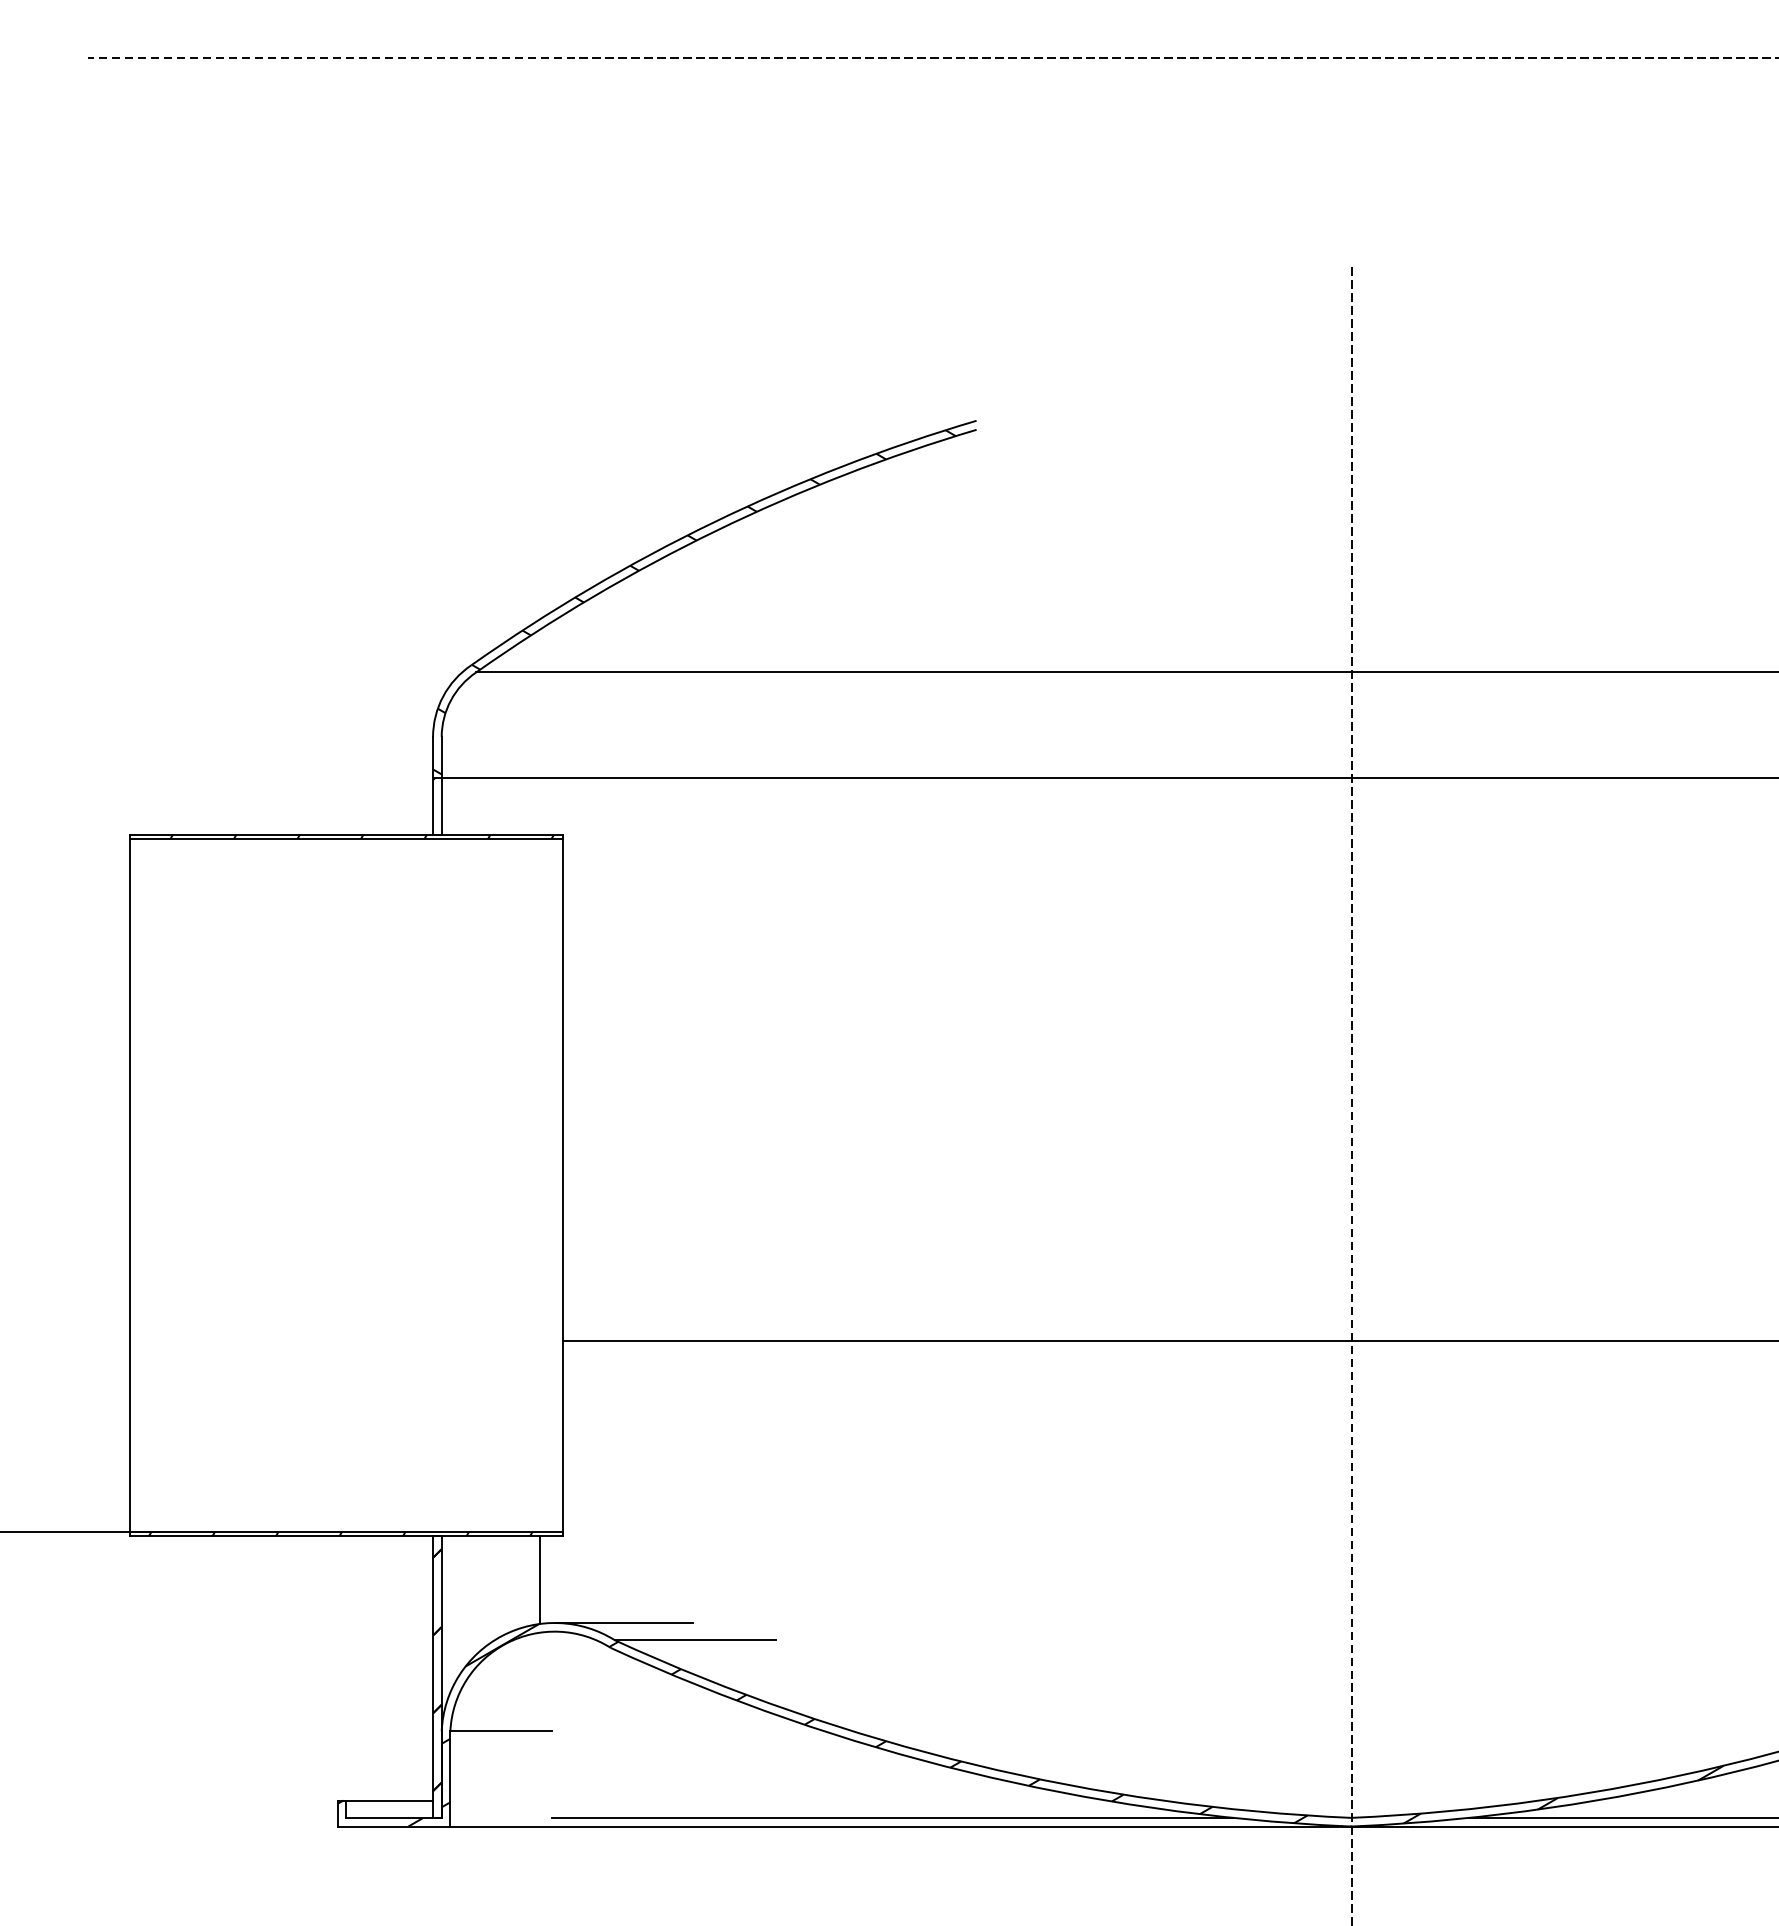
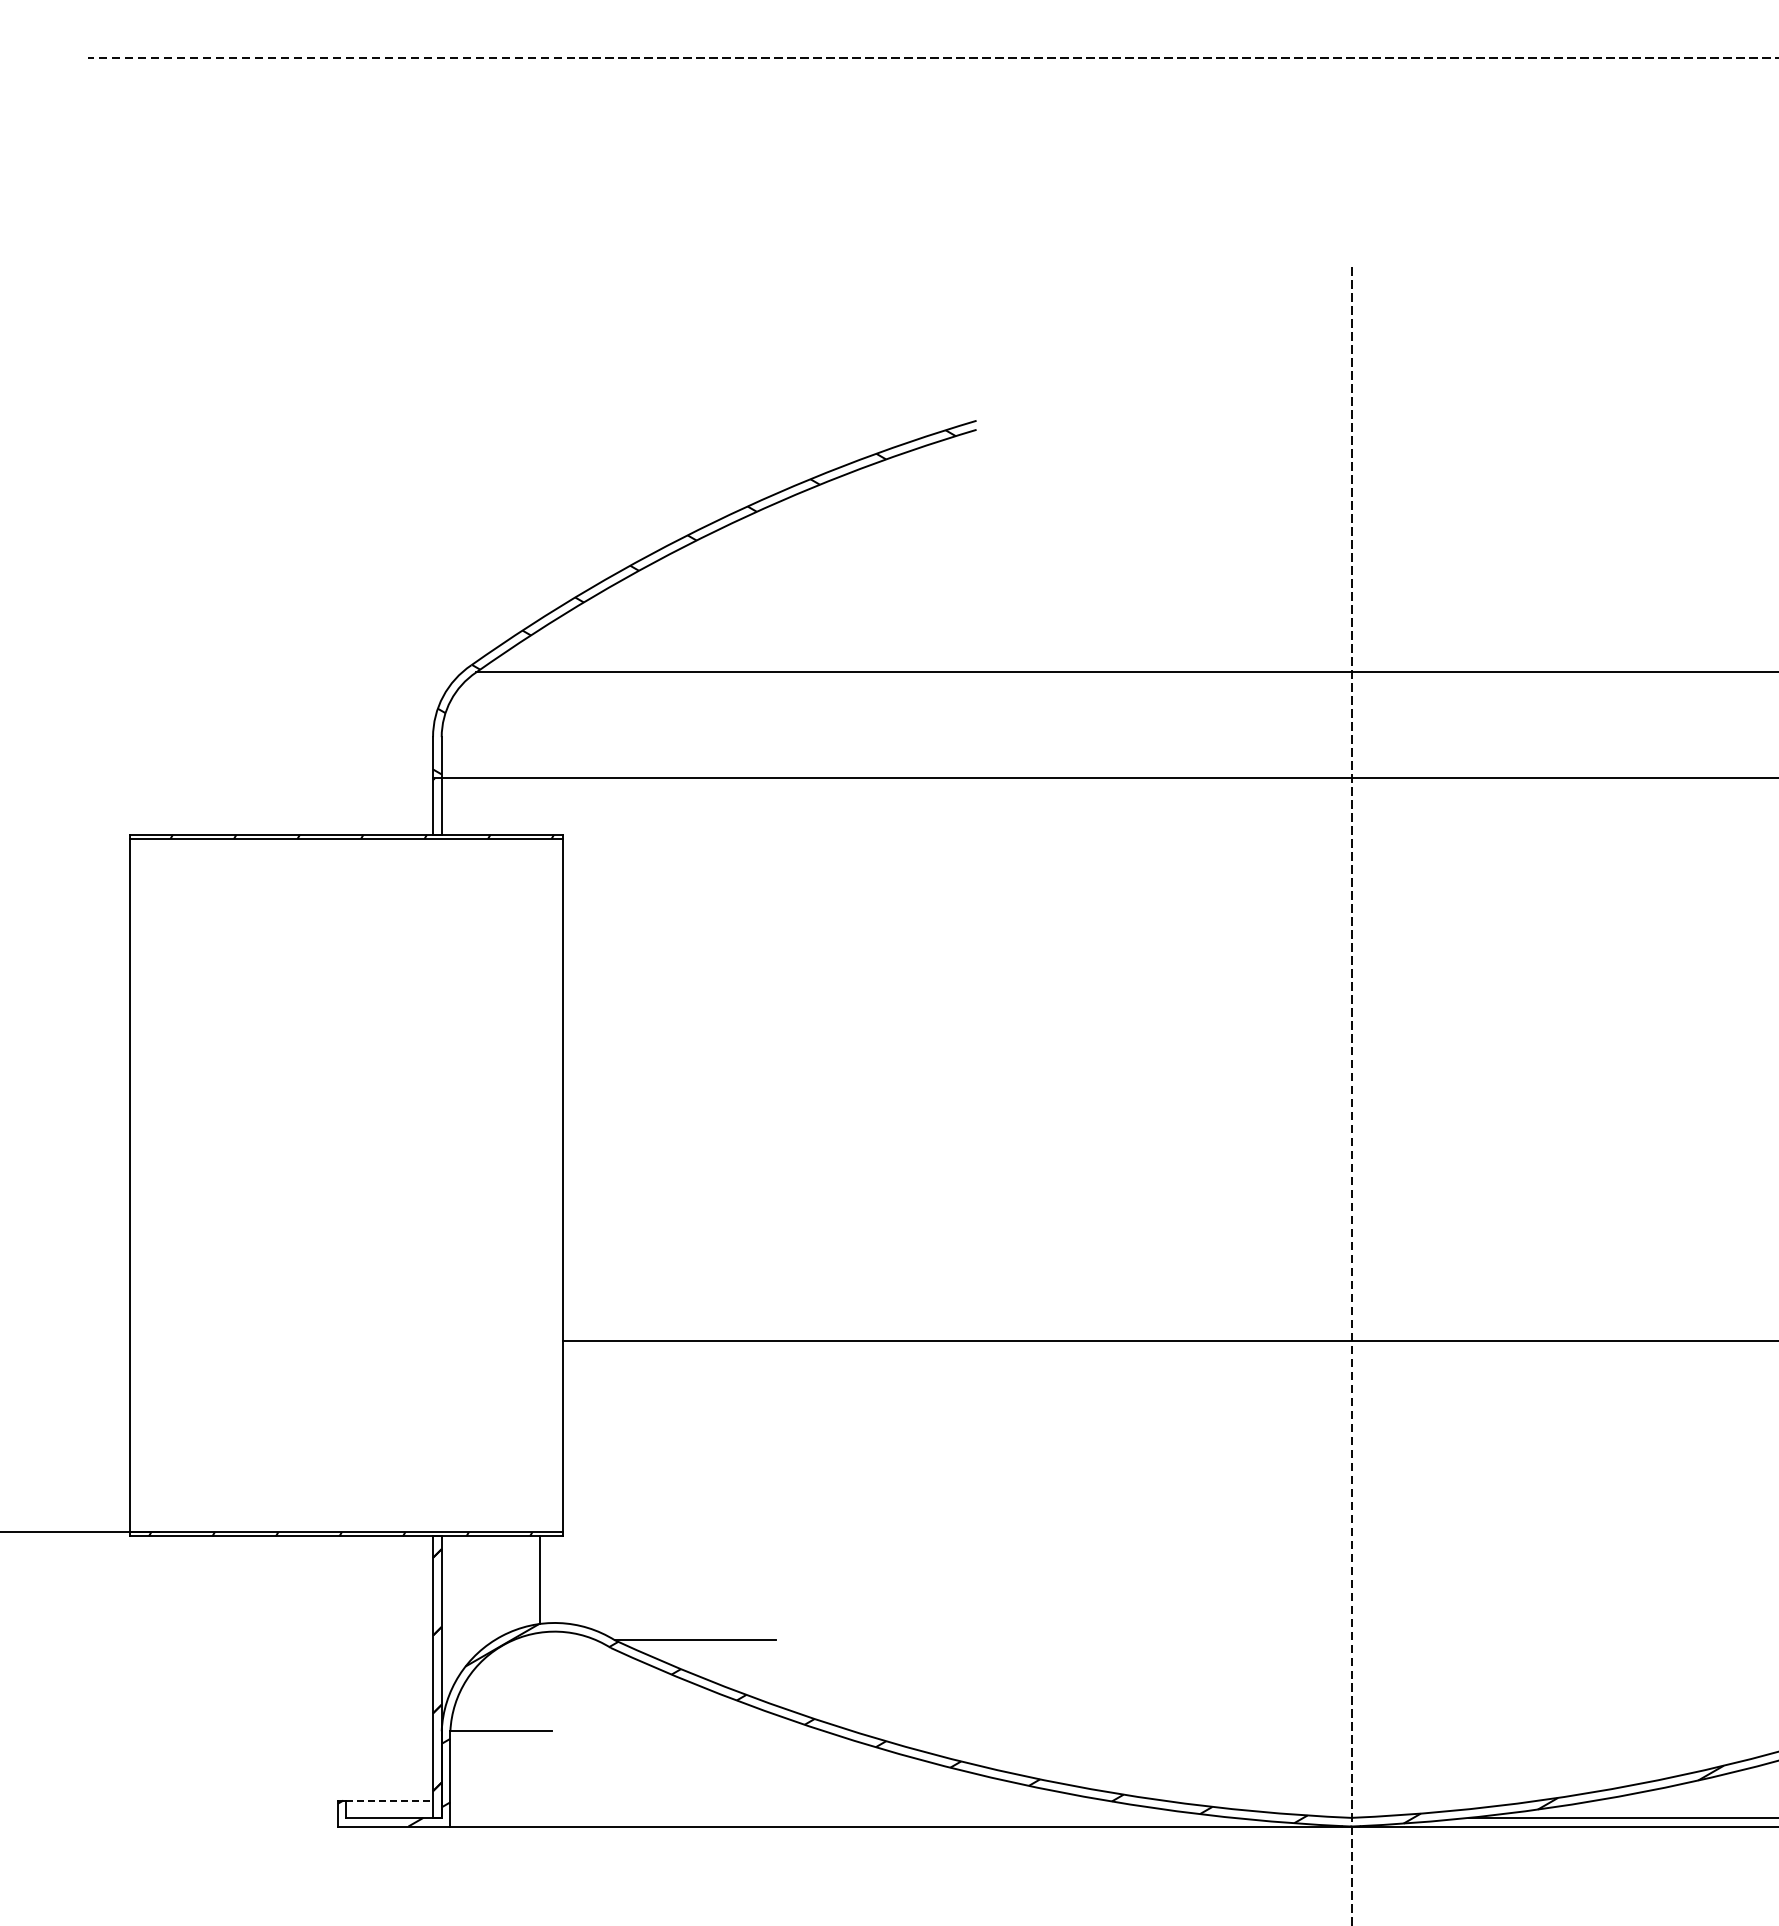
line: present -> none (623, 1622)
line: solid -> dashed (390, 1800)
line: present -> none (892, 1817)
